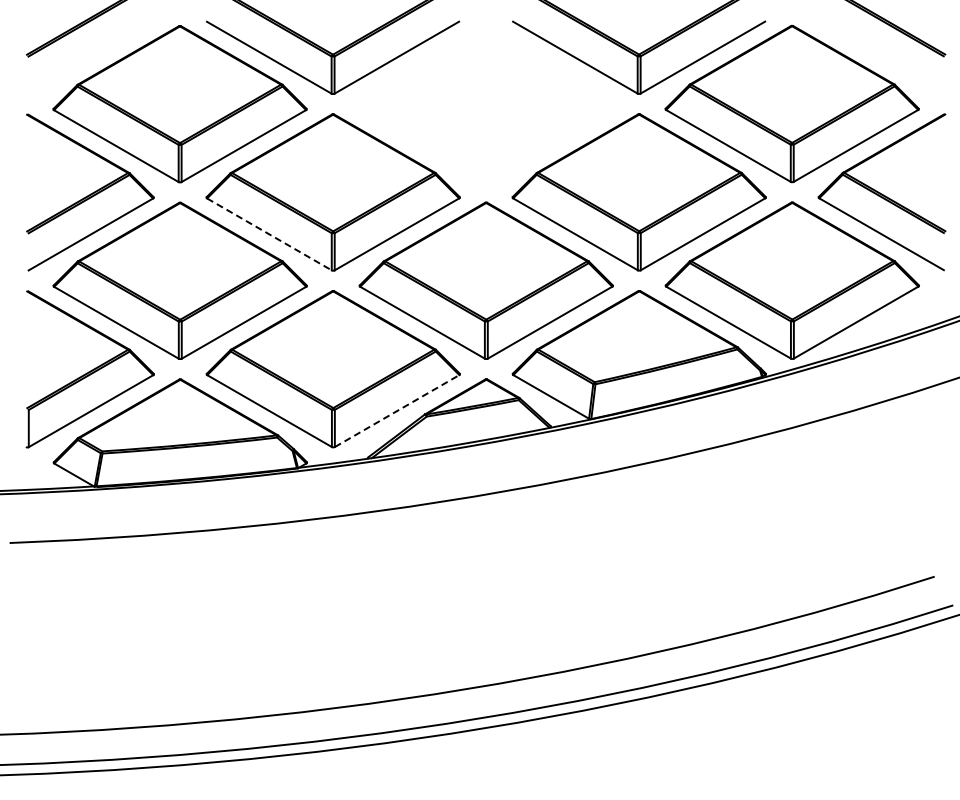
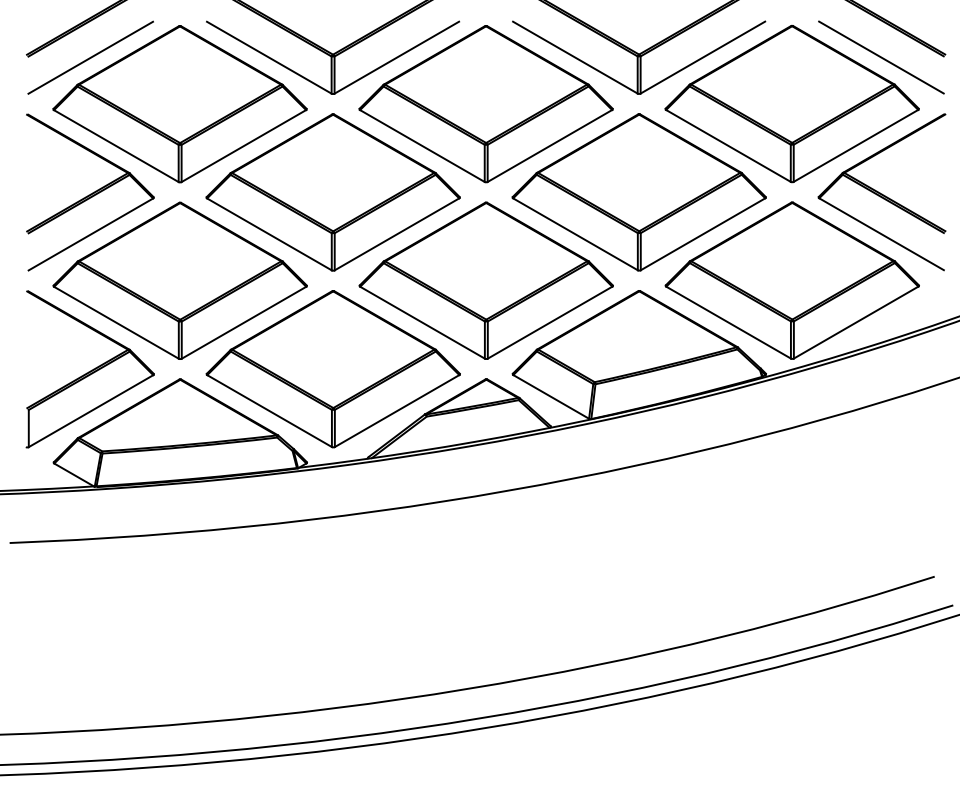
line: none -> present (90, 57)
line: none -> present (881, 57)
part: none -> present (485, 104)
line: dashed -> solid (269, 234)
line: dashed -> solid (397, 411)
